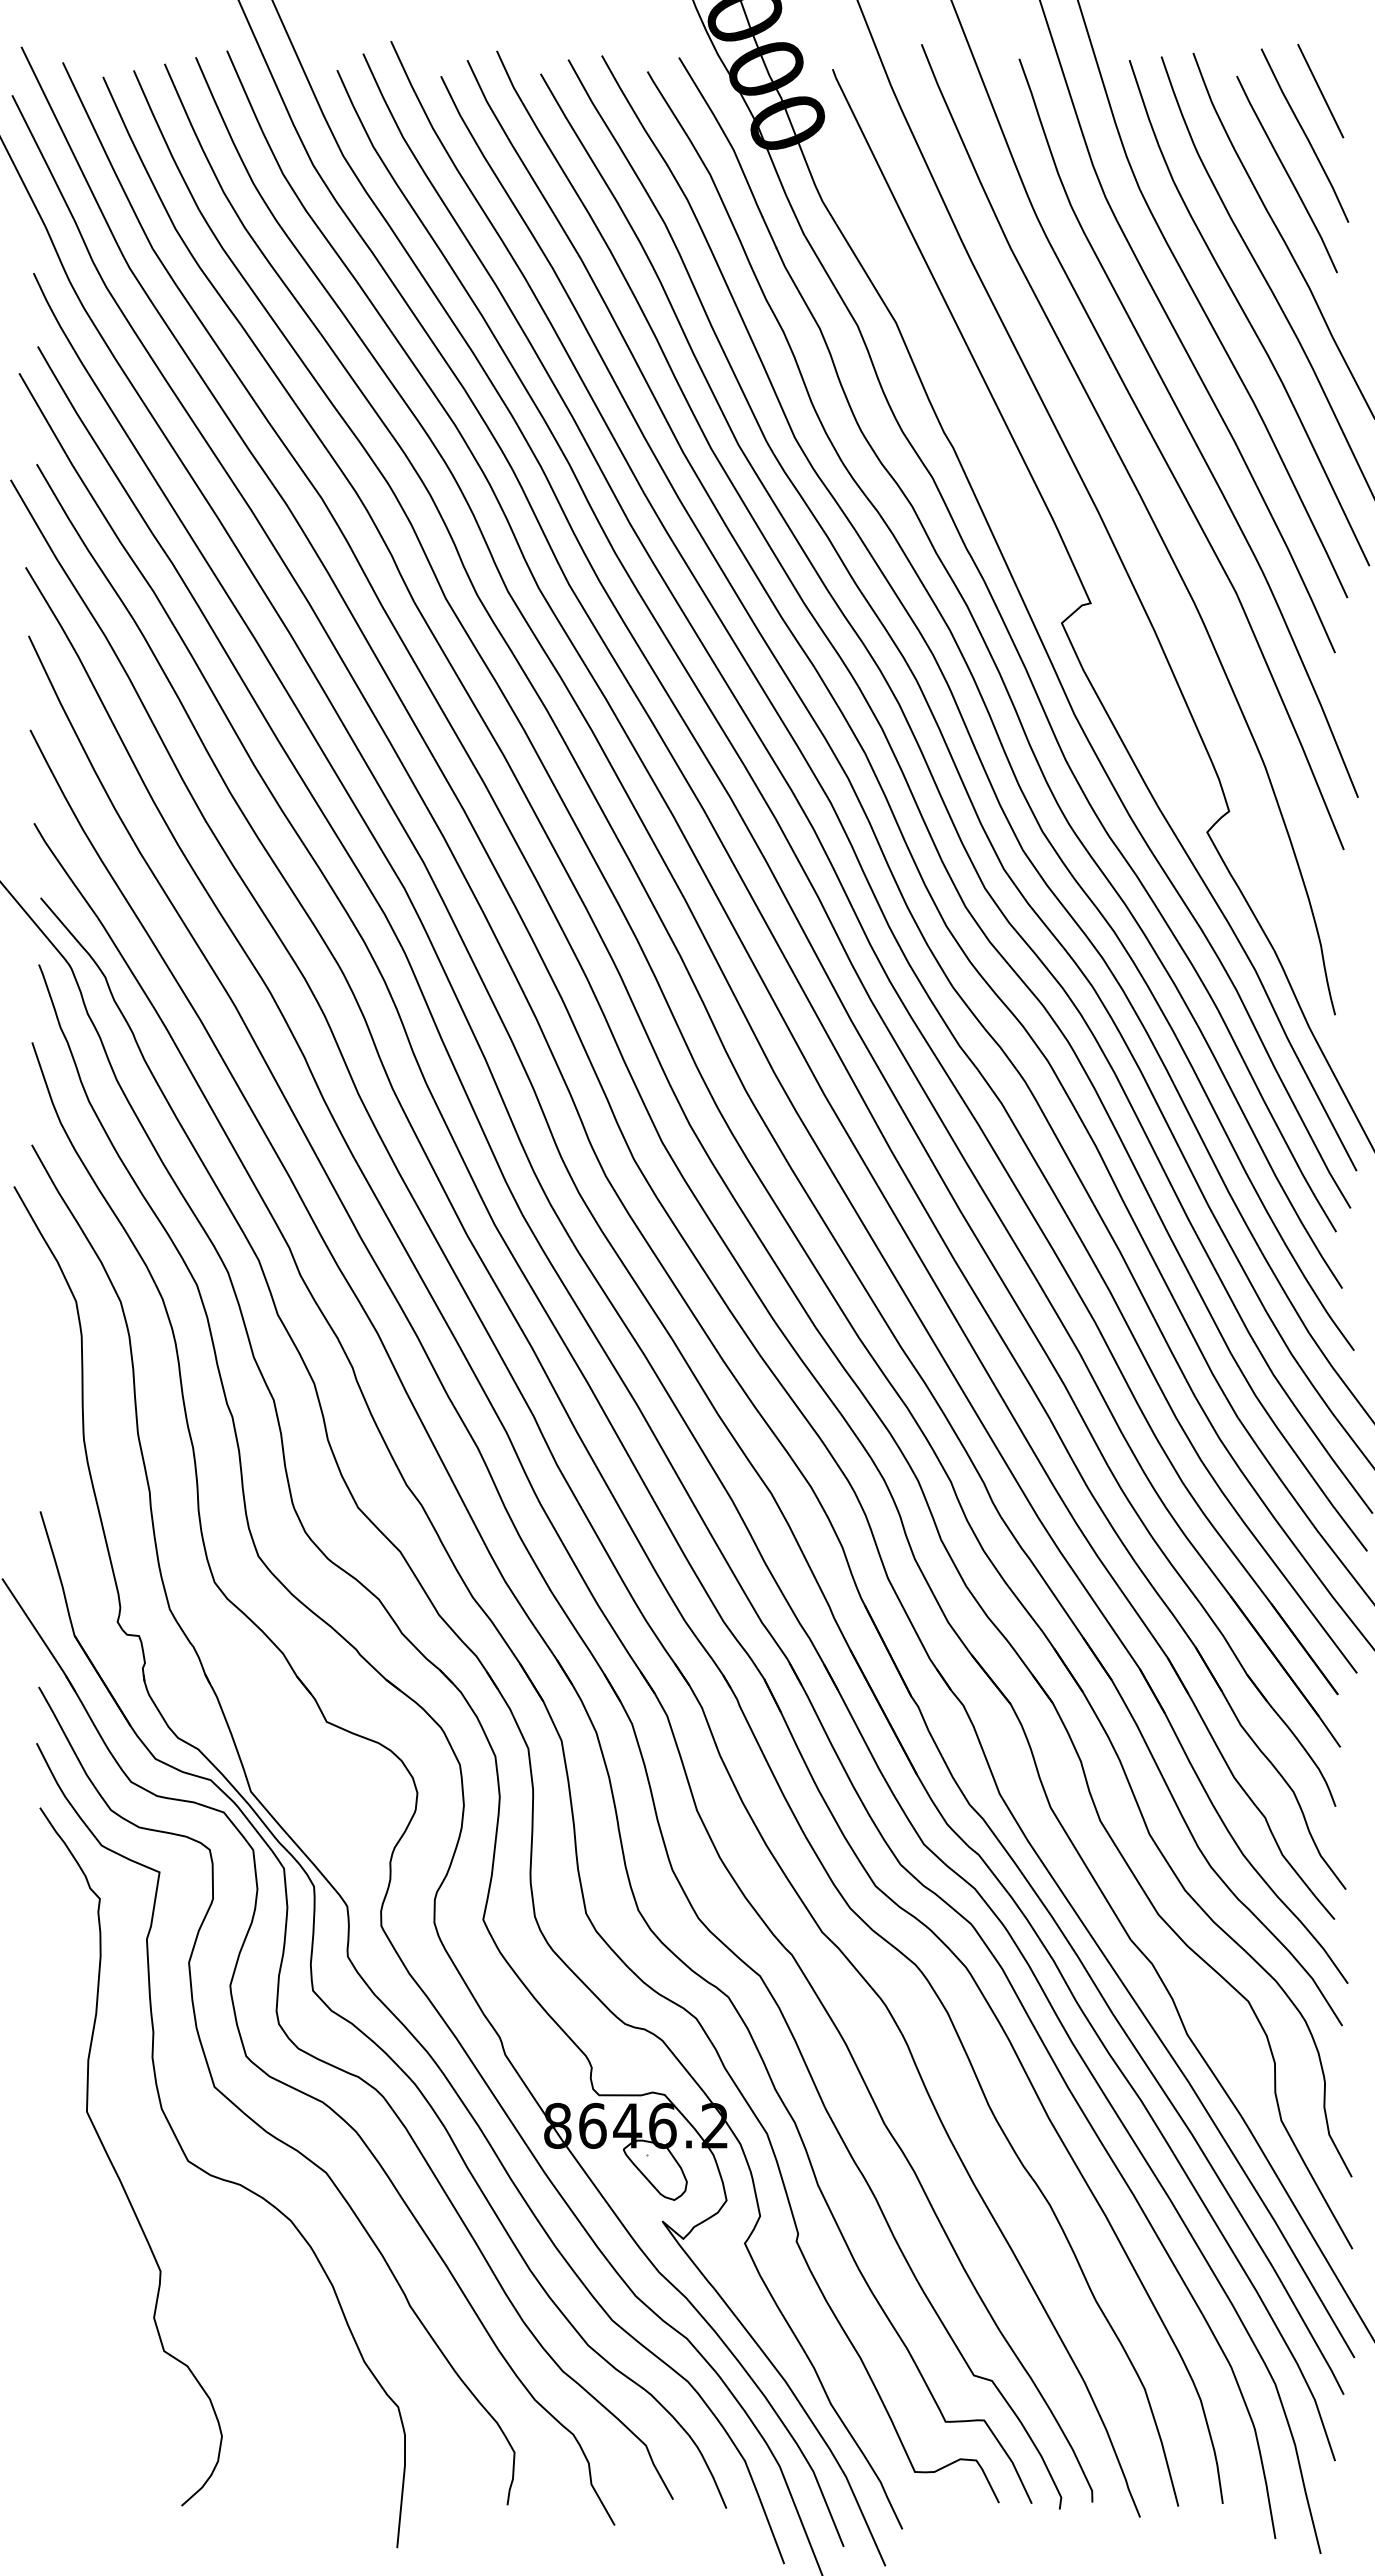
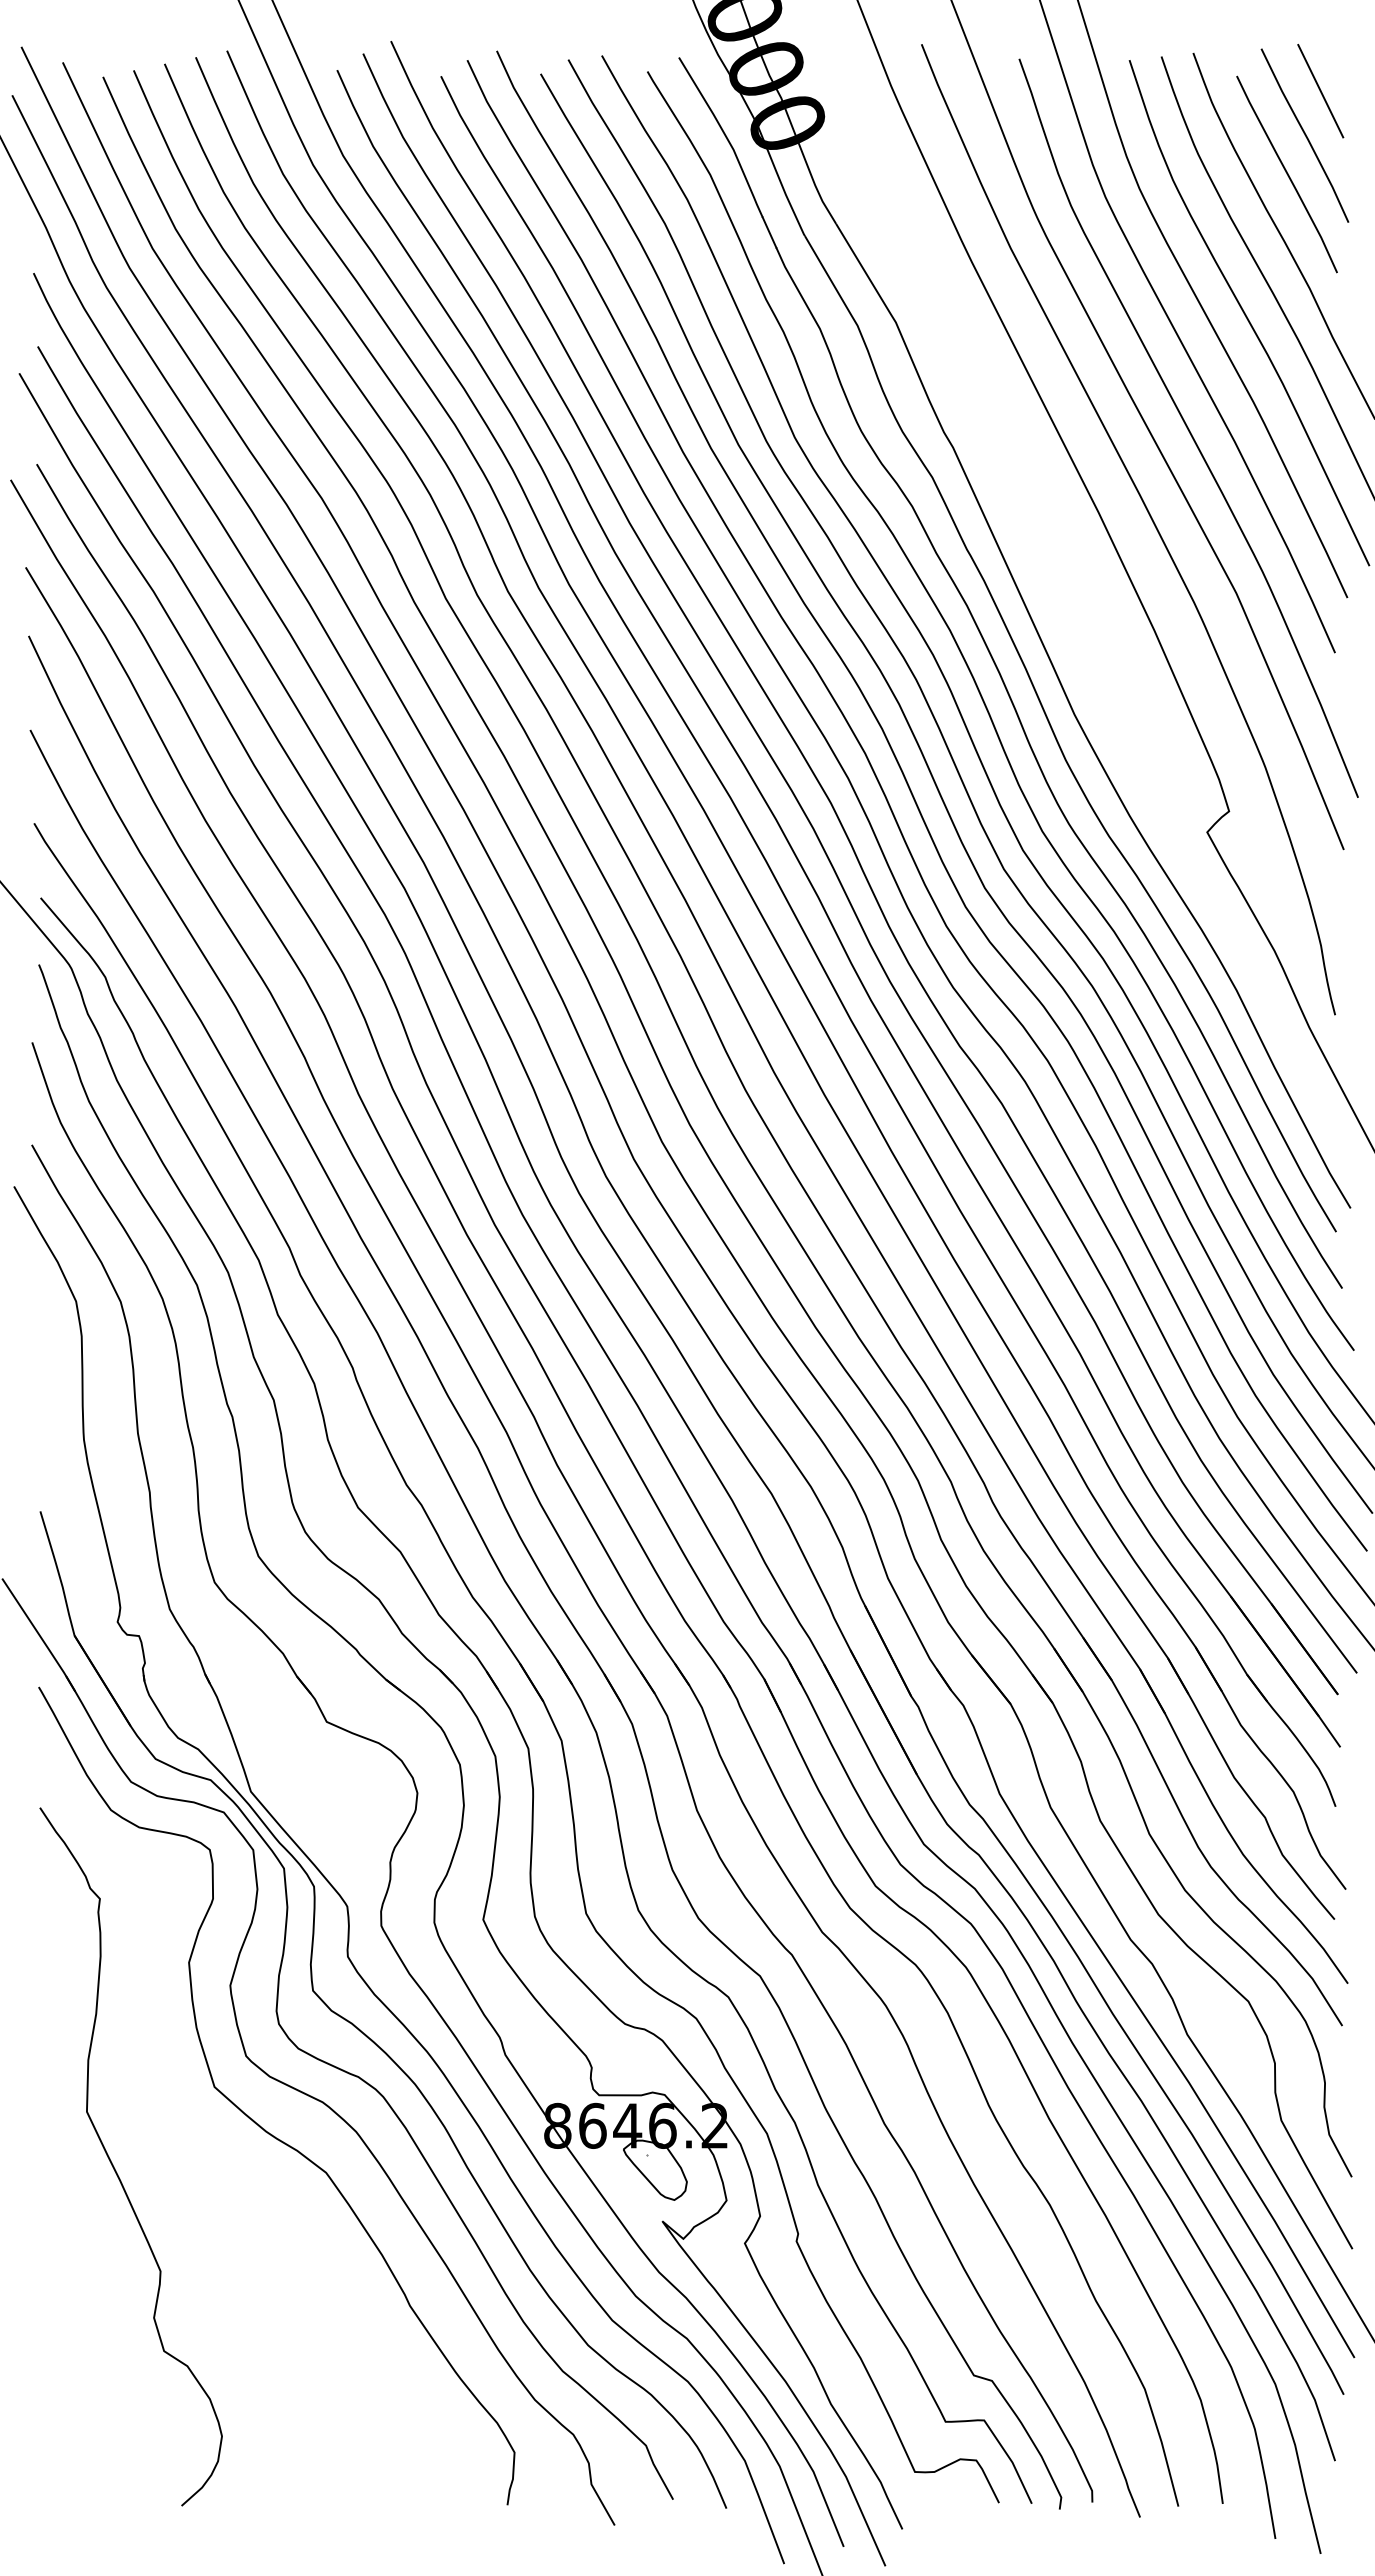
curve: present -> none (1090, 604)
curve: present -> none (205, 2170)
